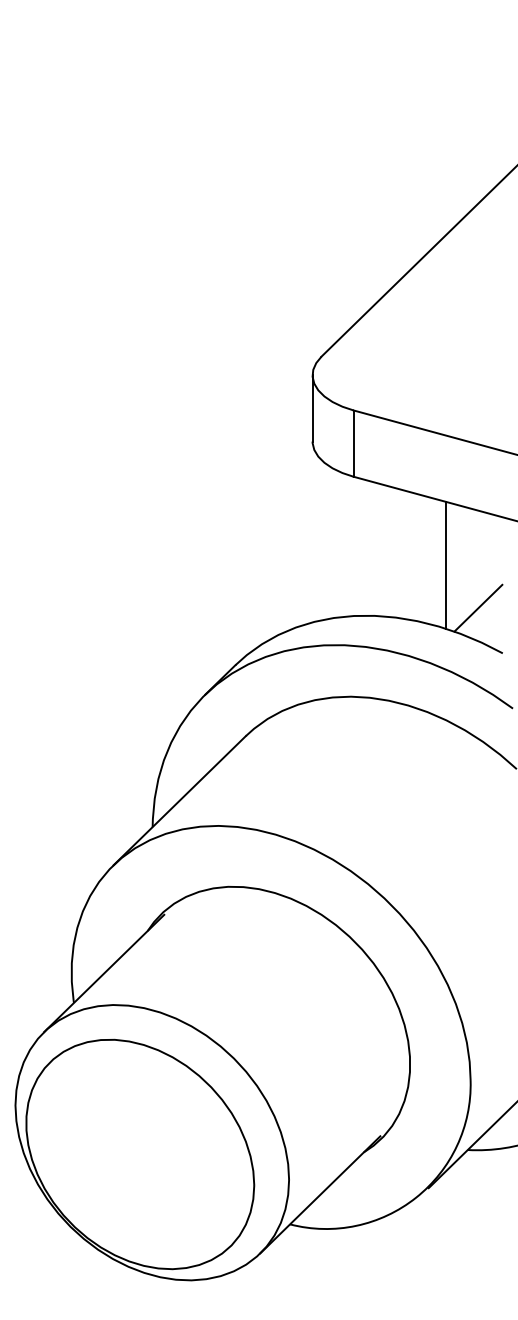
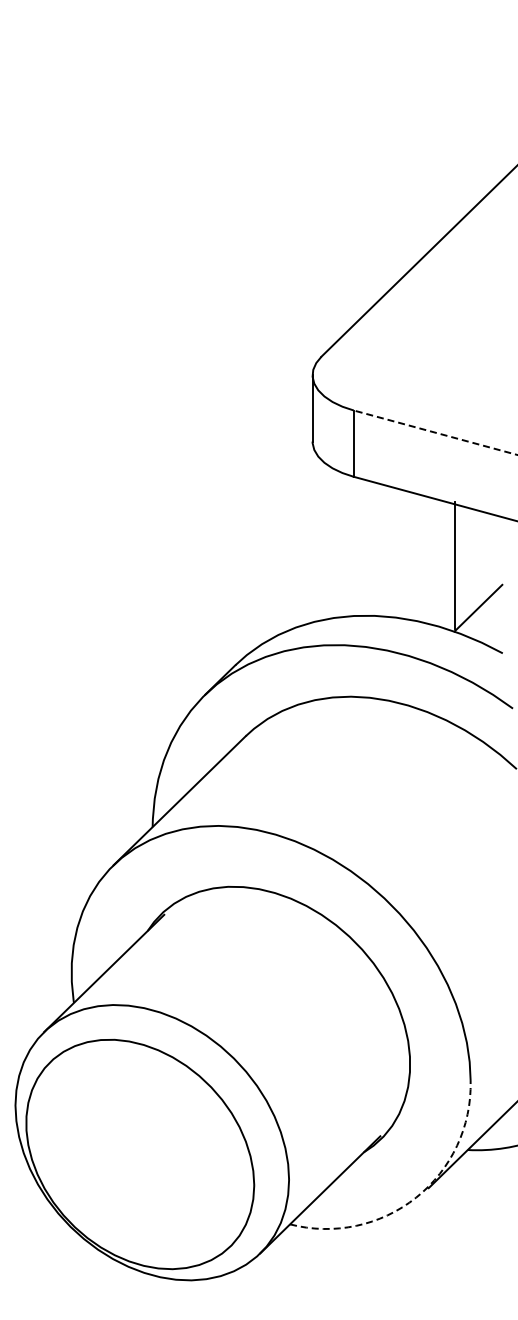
line: solid -> dashed (435, 432)
line position: (446, 564) -> (455, 564) (455, 564)
arc: solid -> dashed (416, 1197)
